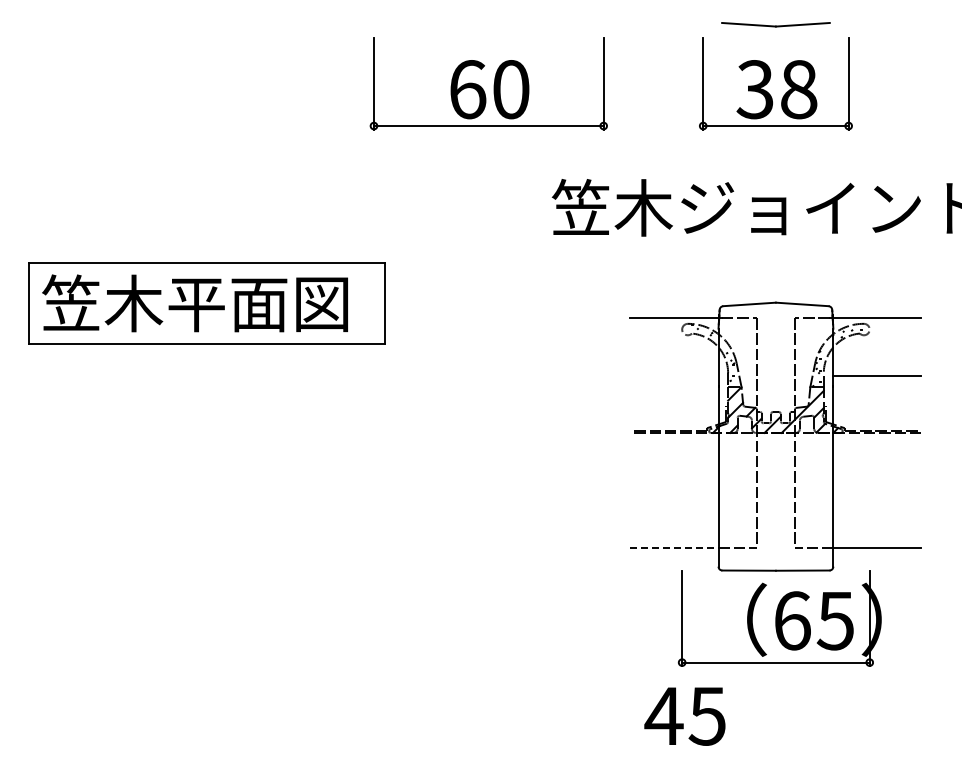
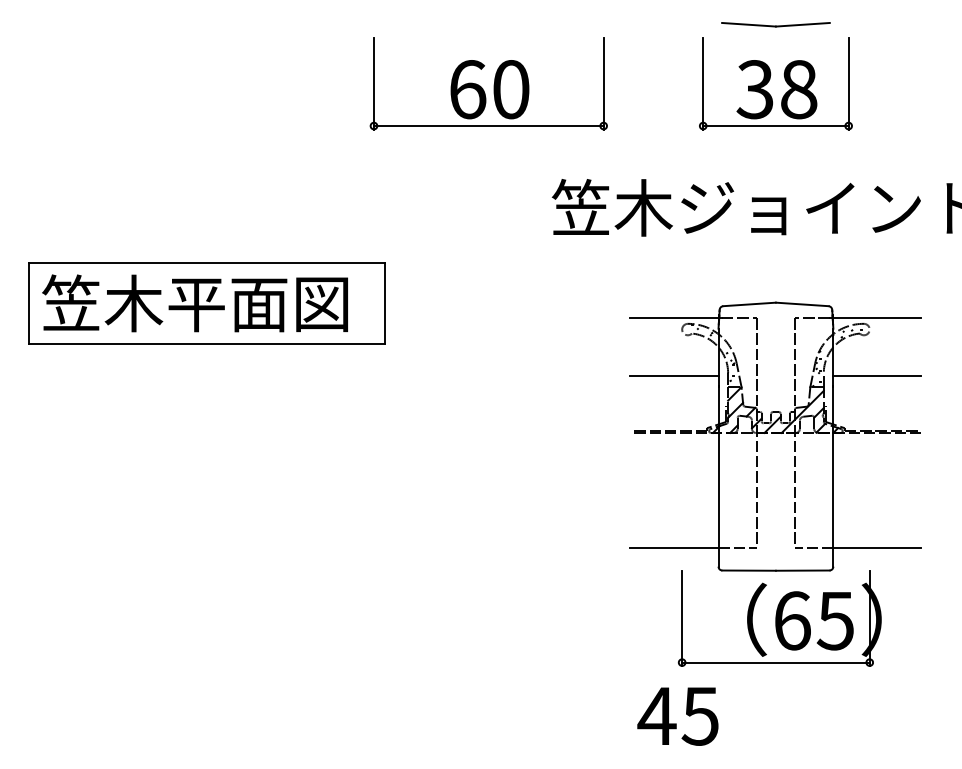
line: none -> present (674, 375)
line: dashed -> solid (674, 547)
text position: (684, 716) -> (677, 716) (677, 716)
